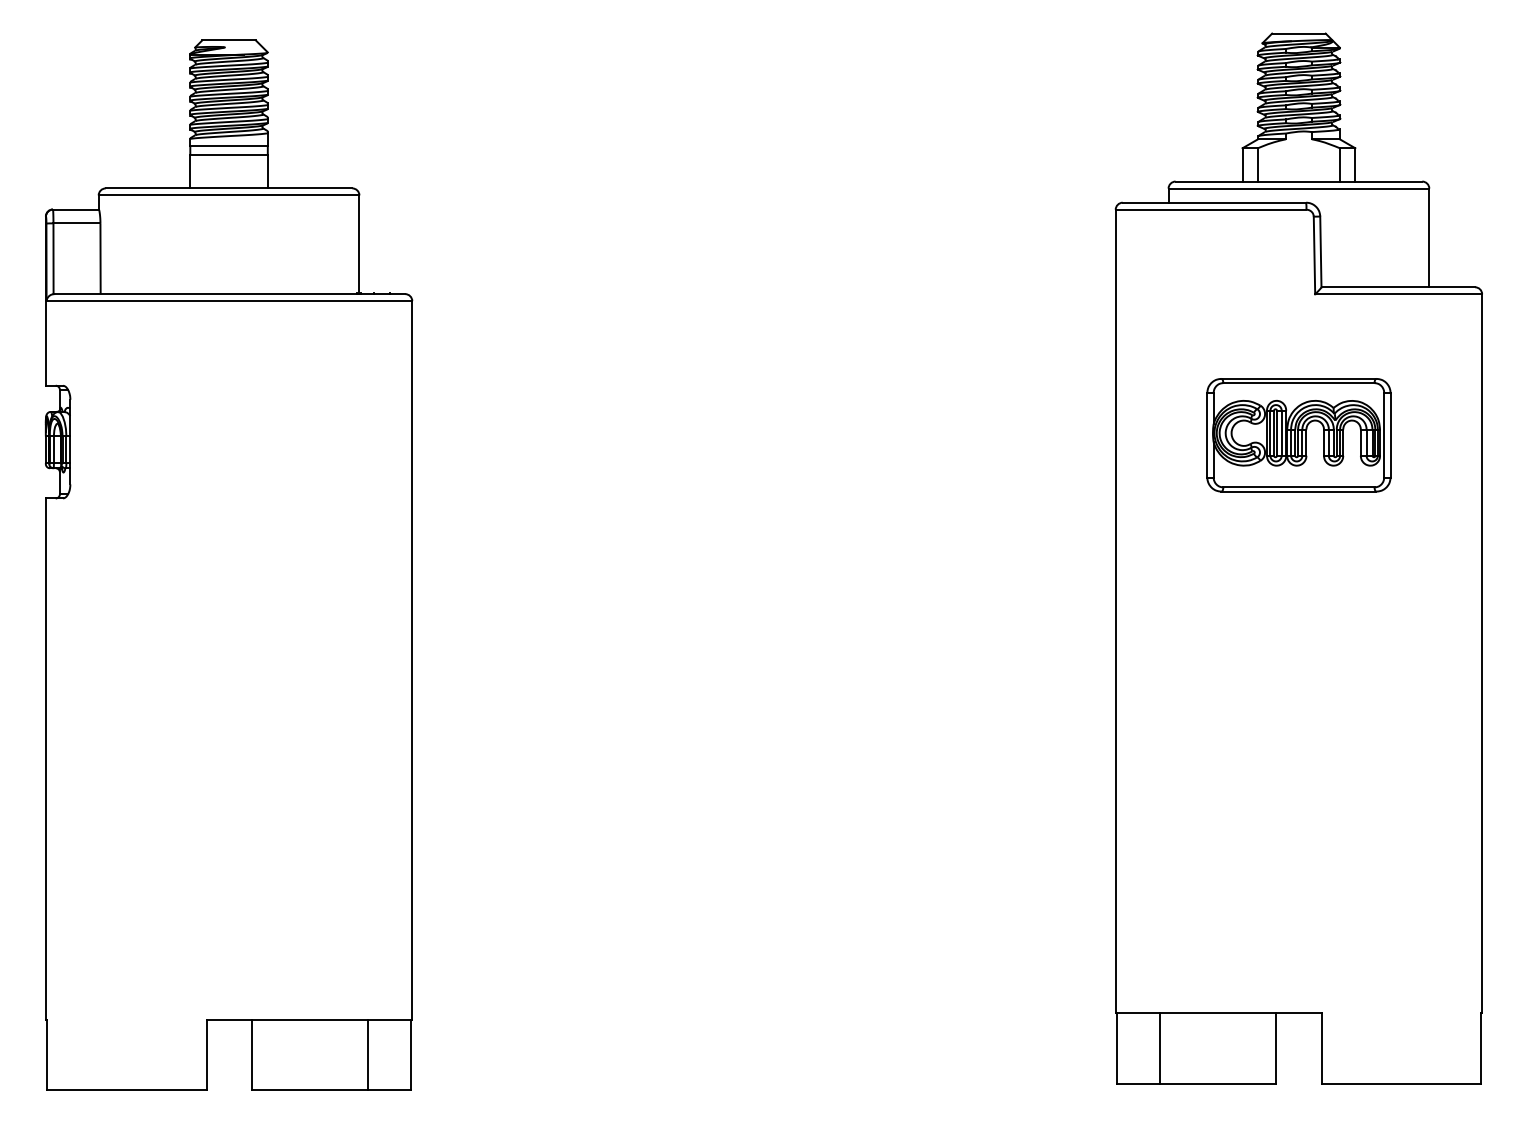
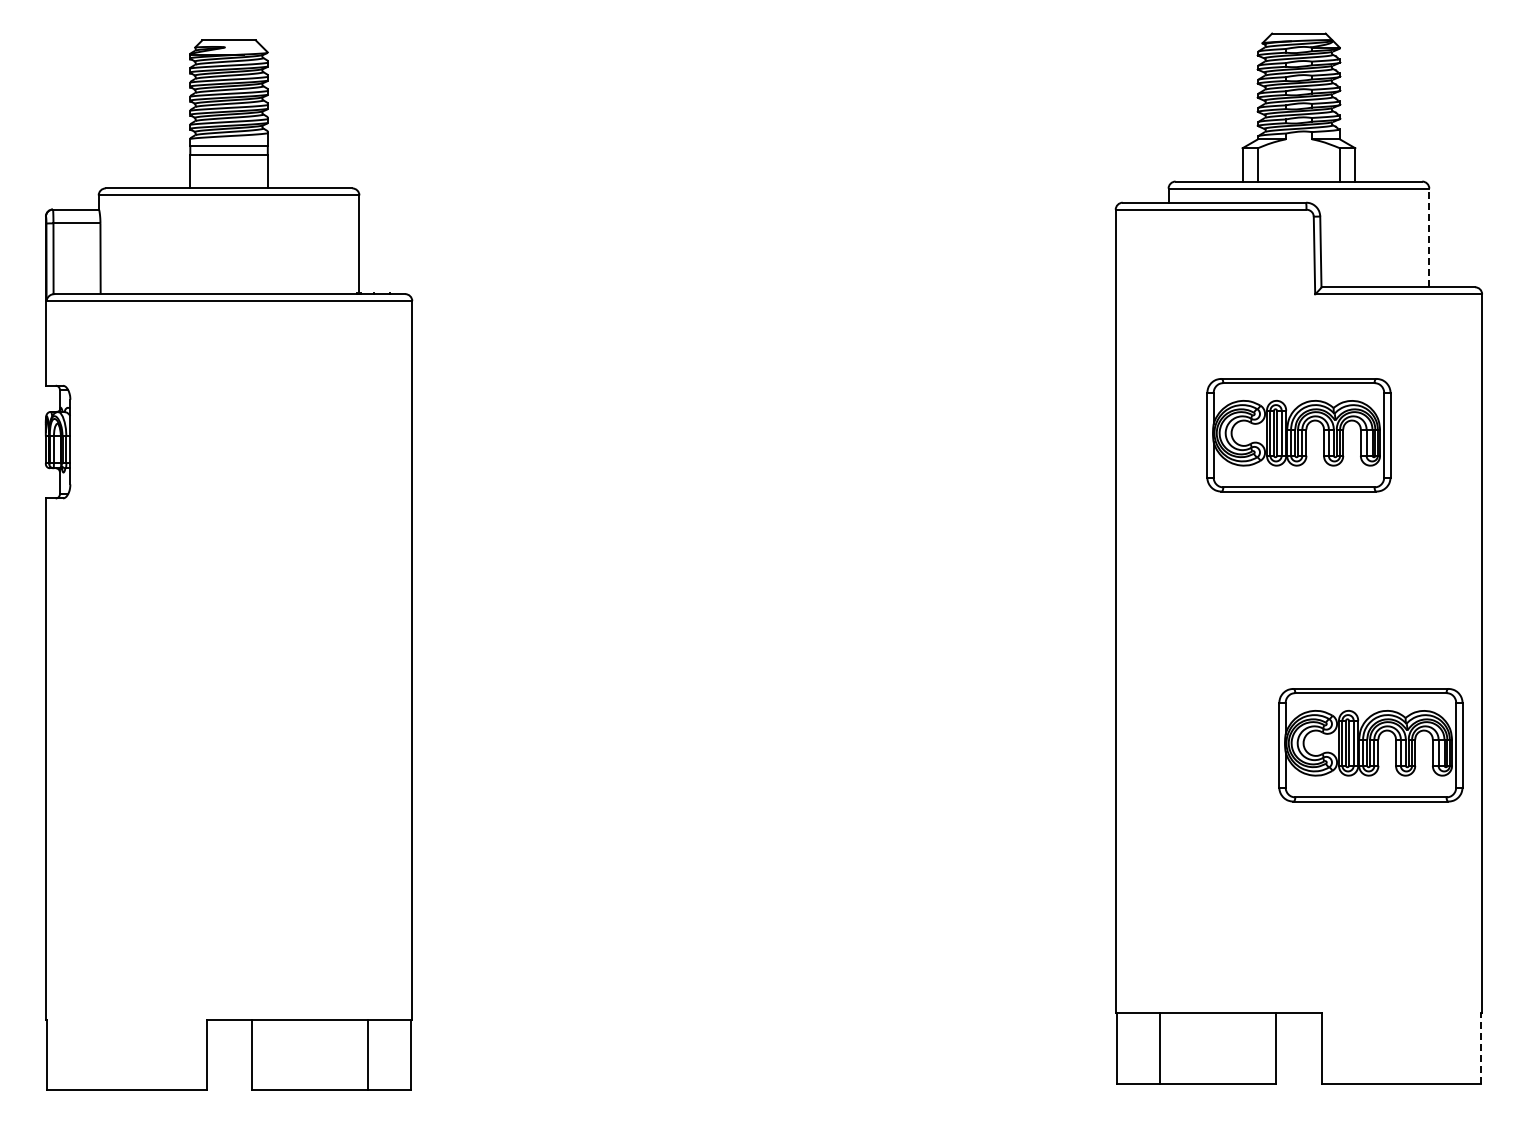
line: solid -> dashed (1429, 237)
part: none -> present (1370, 745)
line: solid -> dashed (1480, 1047)
